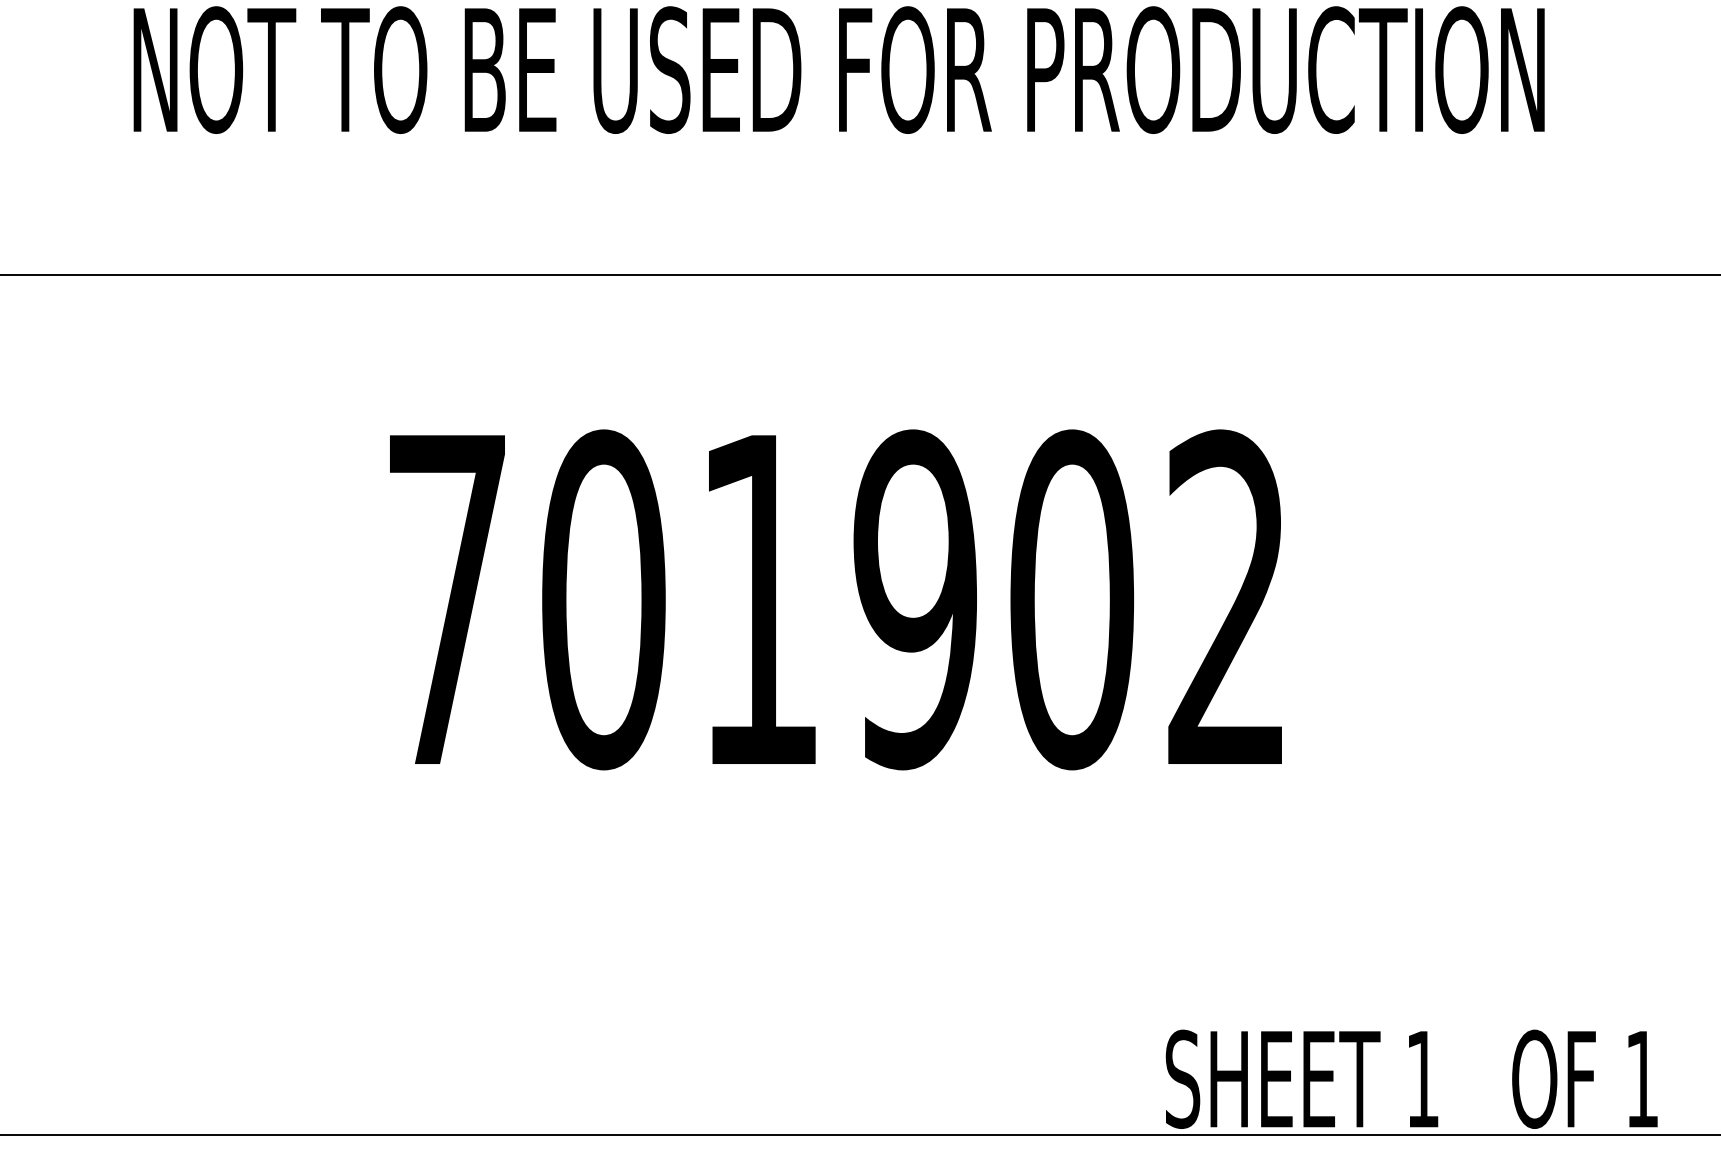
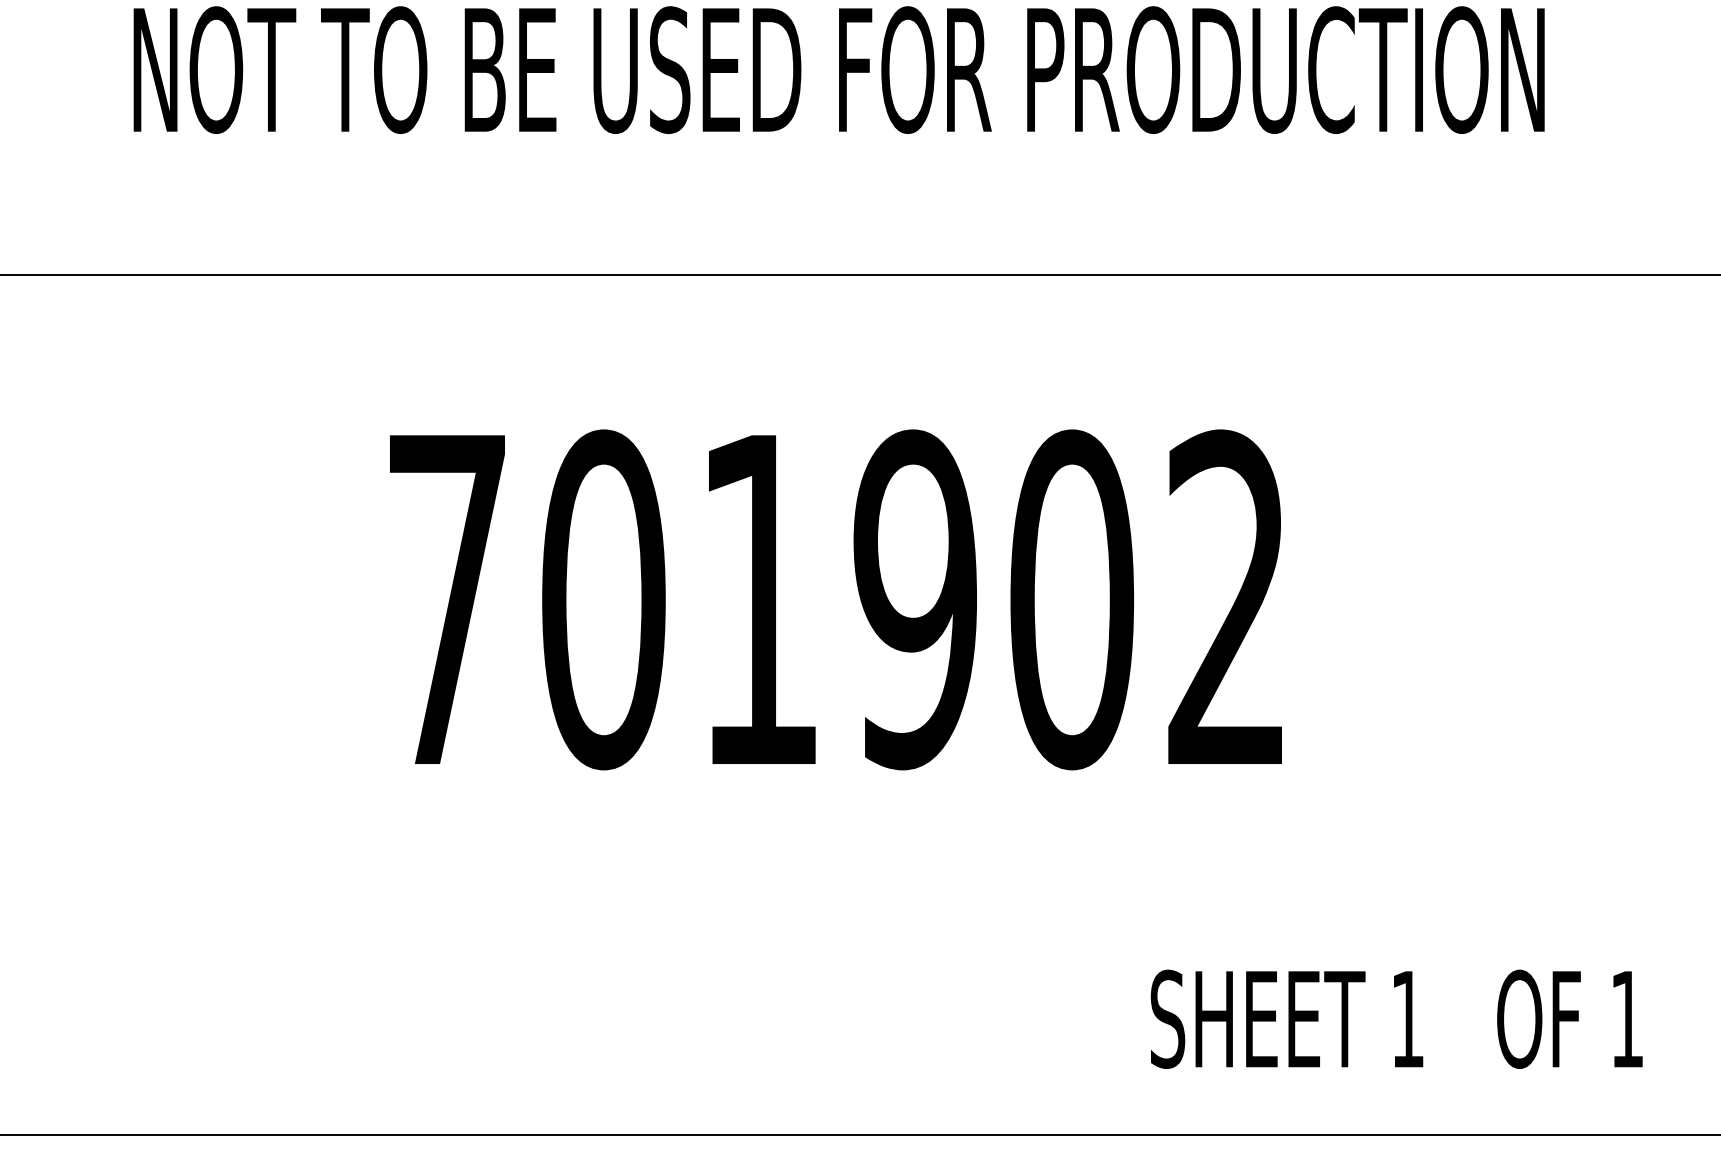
text position: (1411, 1078) -> (1396, 1018) (1396, 1018)
